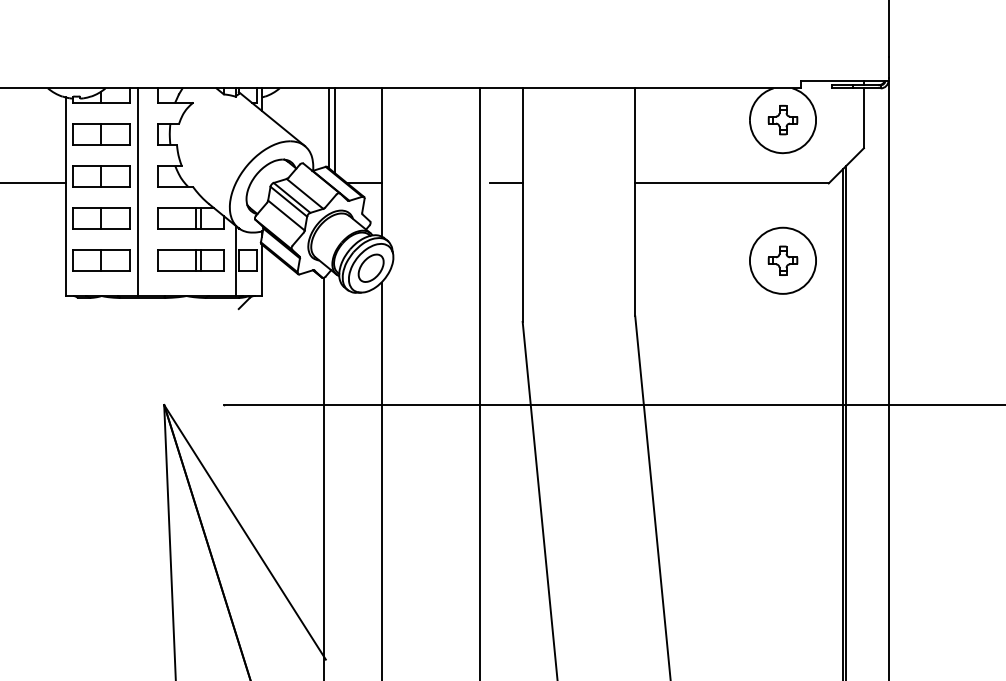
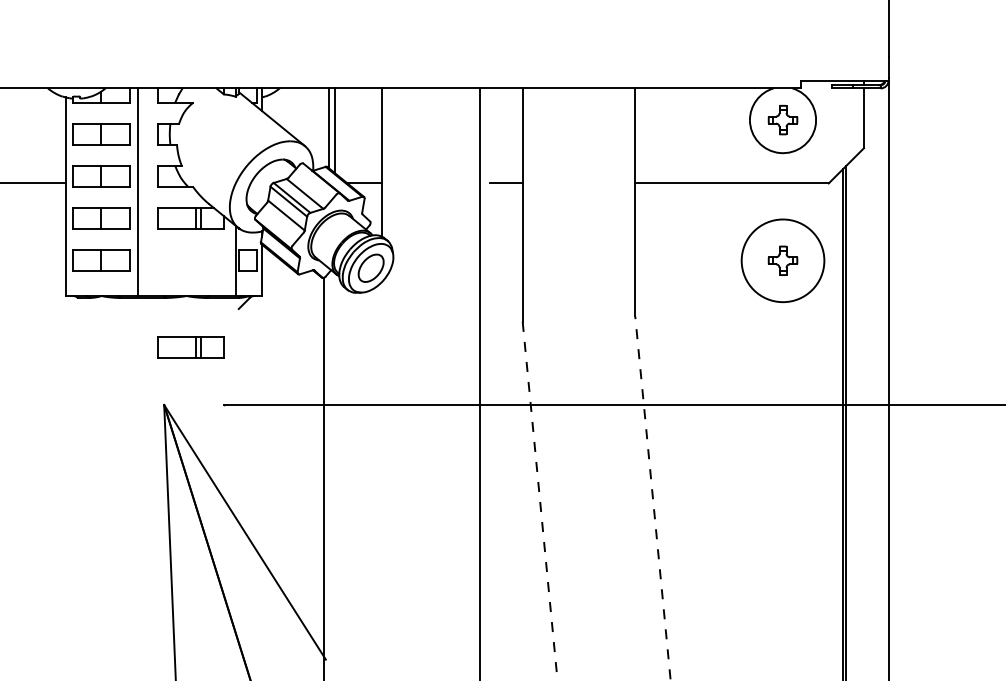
part position: (190, 260) -> (190, 347) (190, 347)
circle diameter: 66 px -> 83 px (782, 260)
line: present -> none (381, 480)
line: solid -> dashed (652, 498)
line: solid -> dashed (540, 500)
